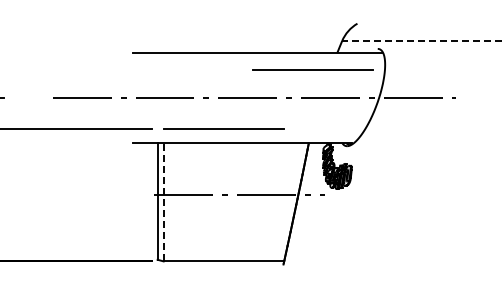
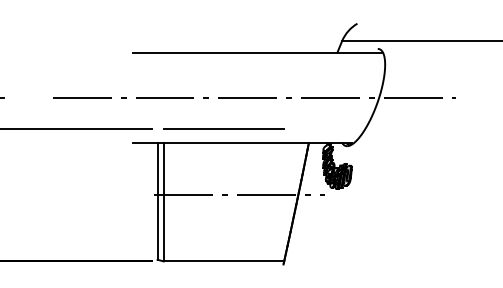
line: dashed -> solid (422, 41)
line: present -> none (312, 69)
line: dashed -> solid (163, 202)
